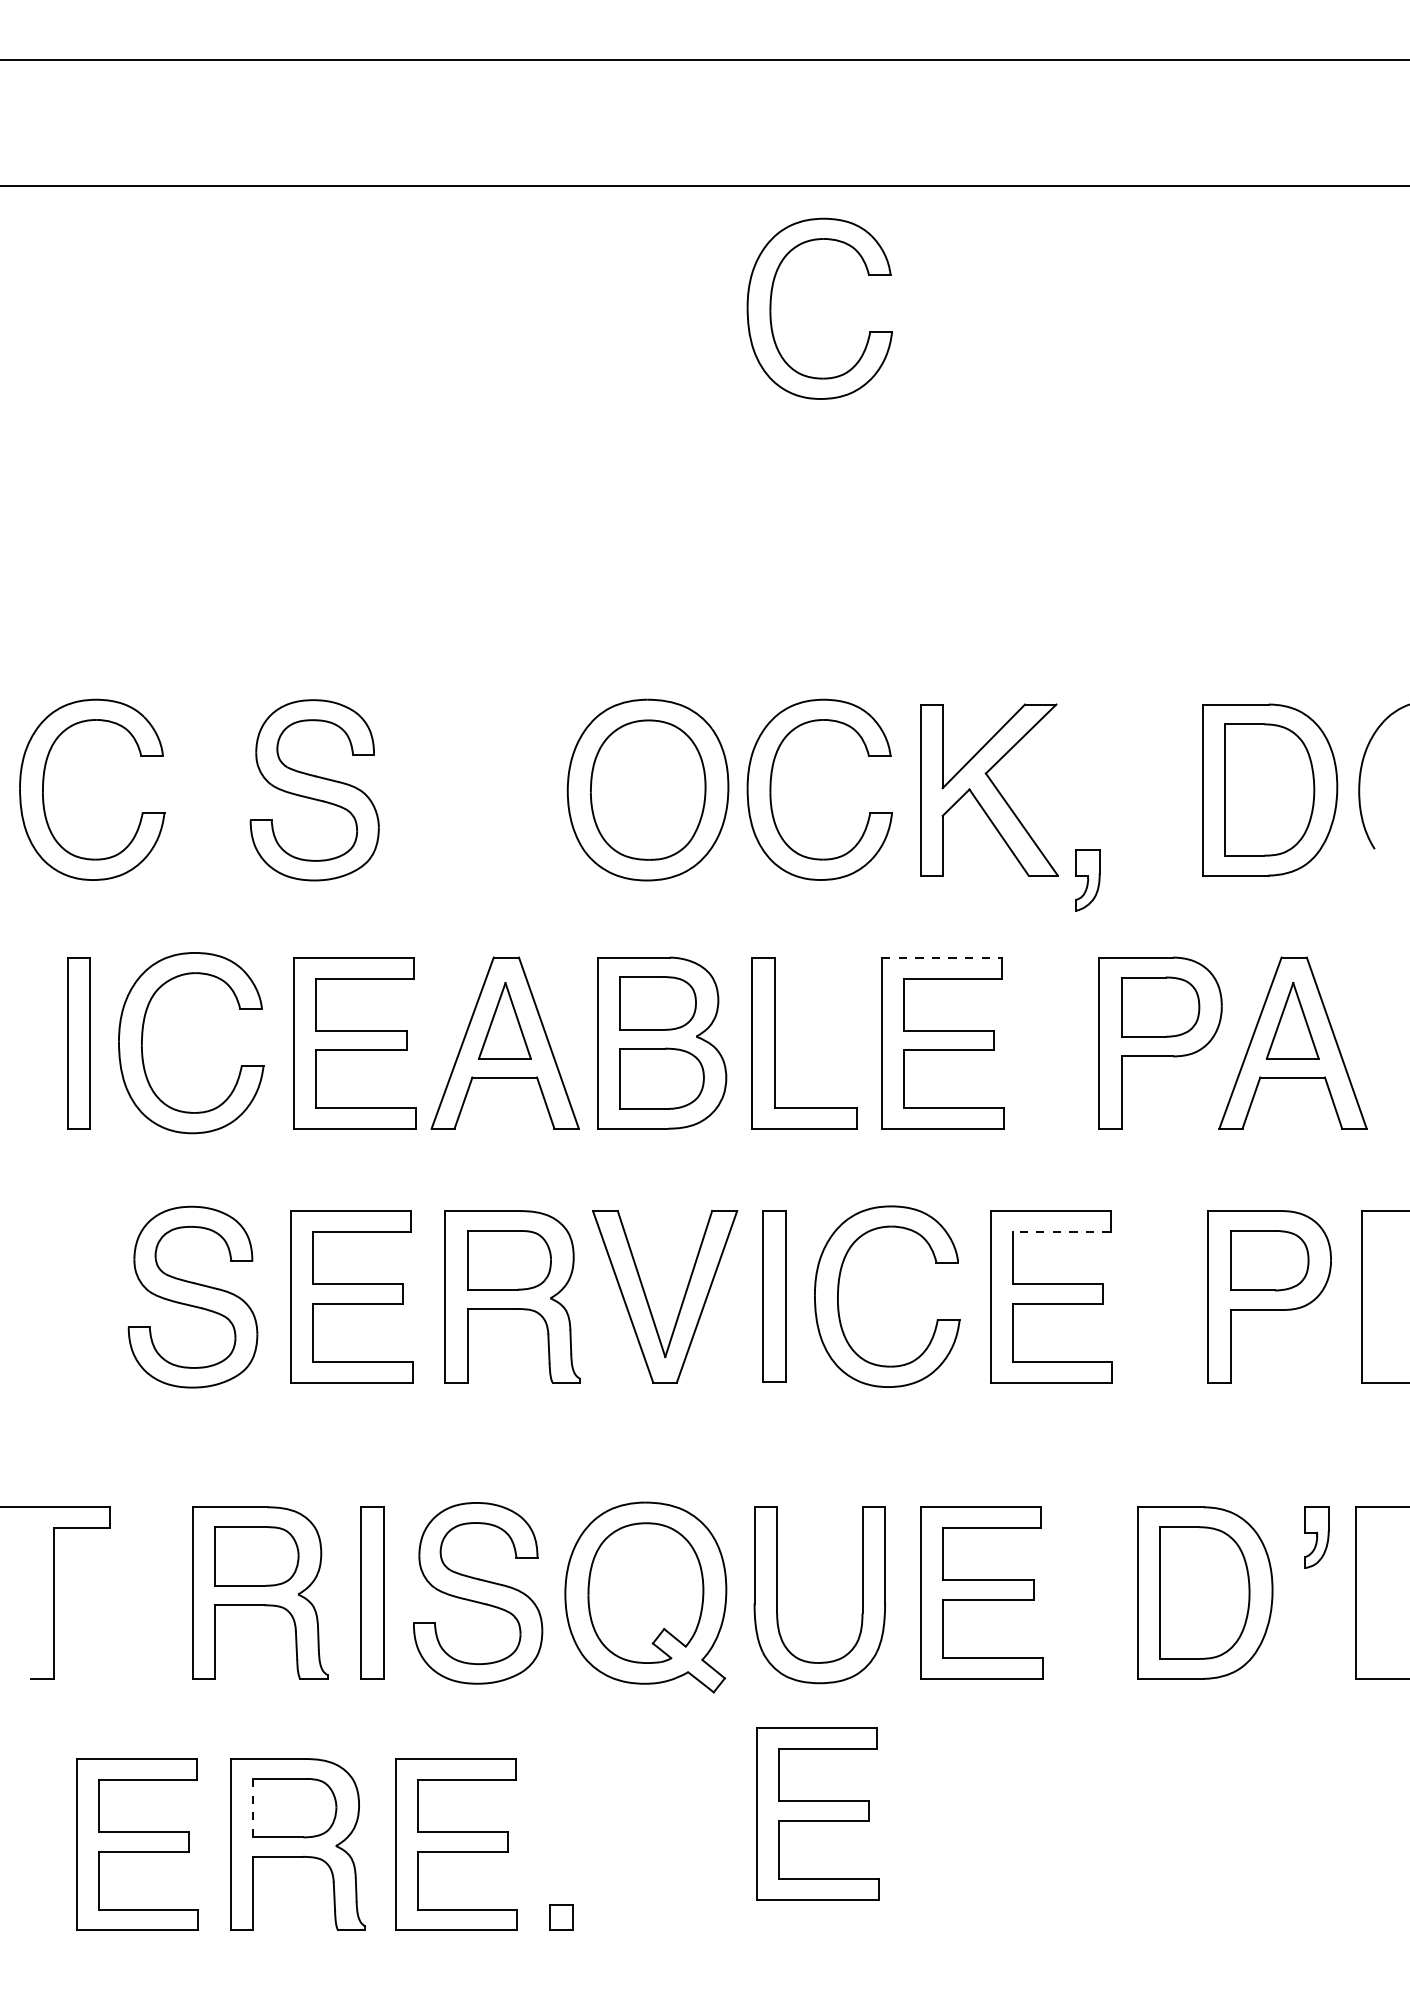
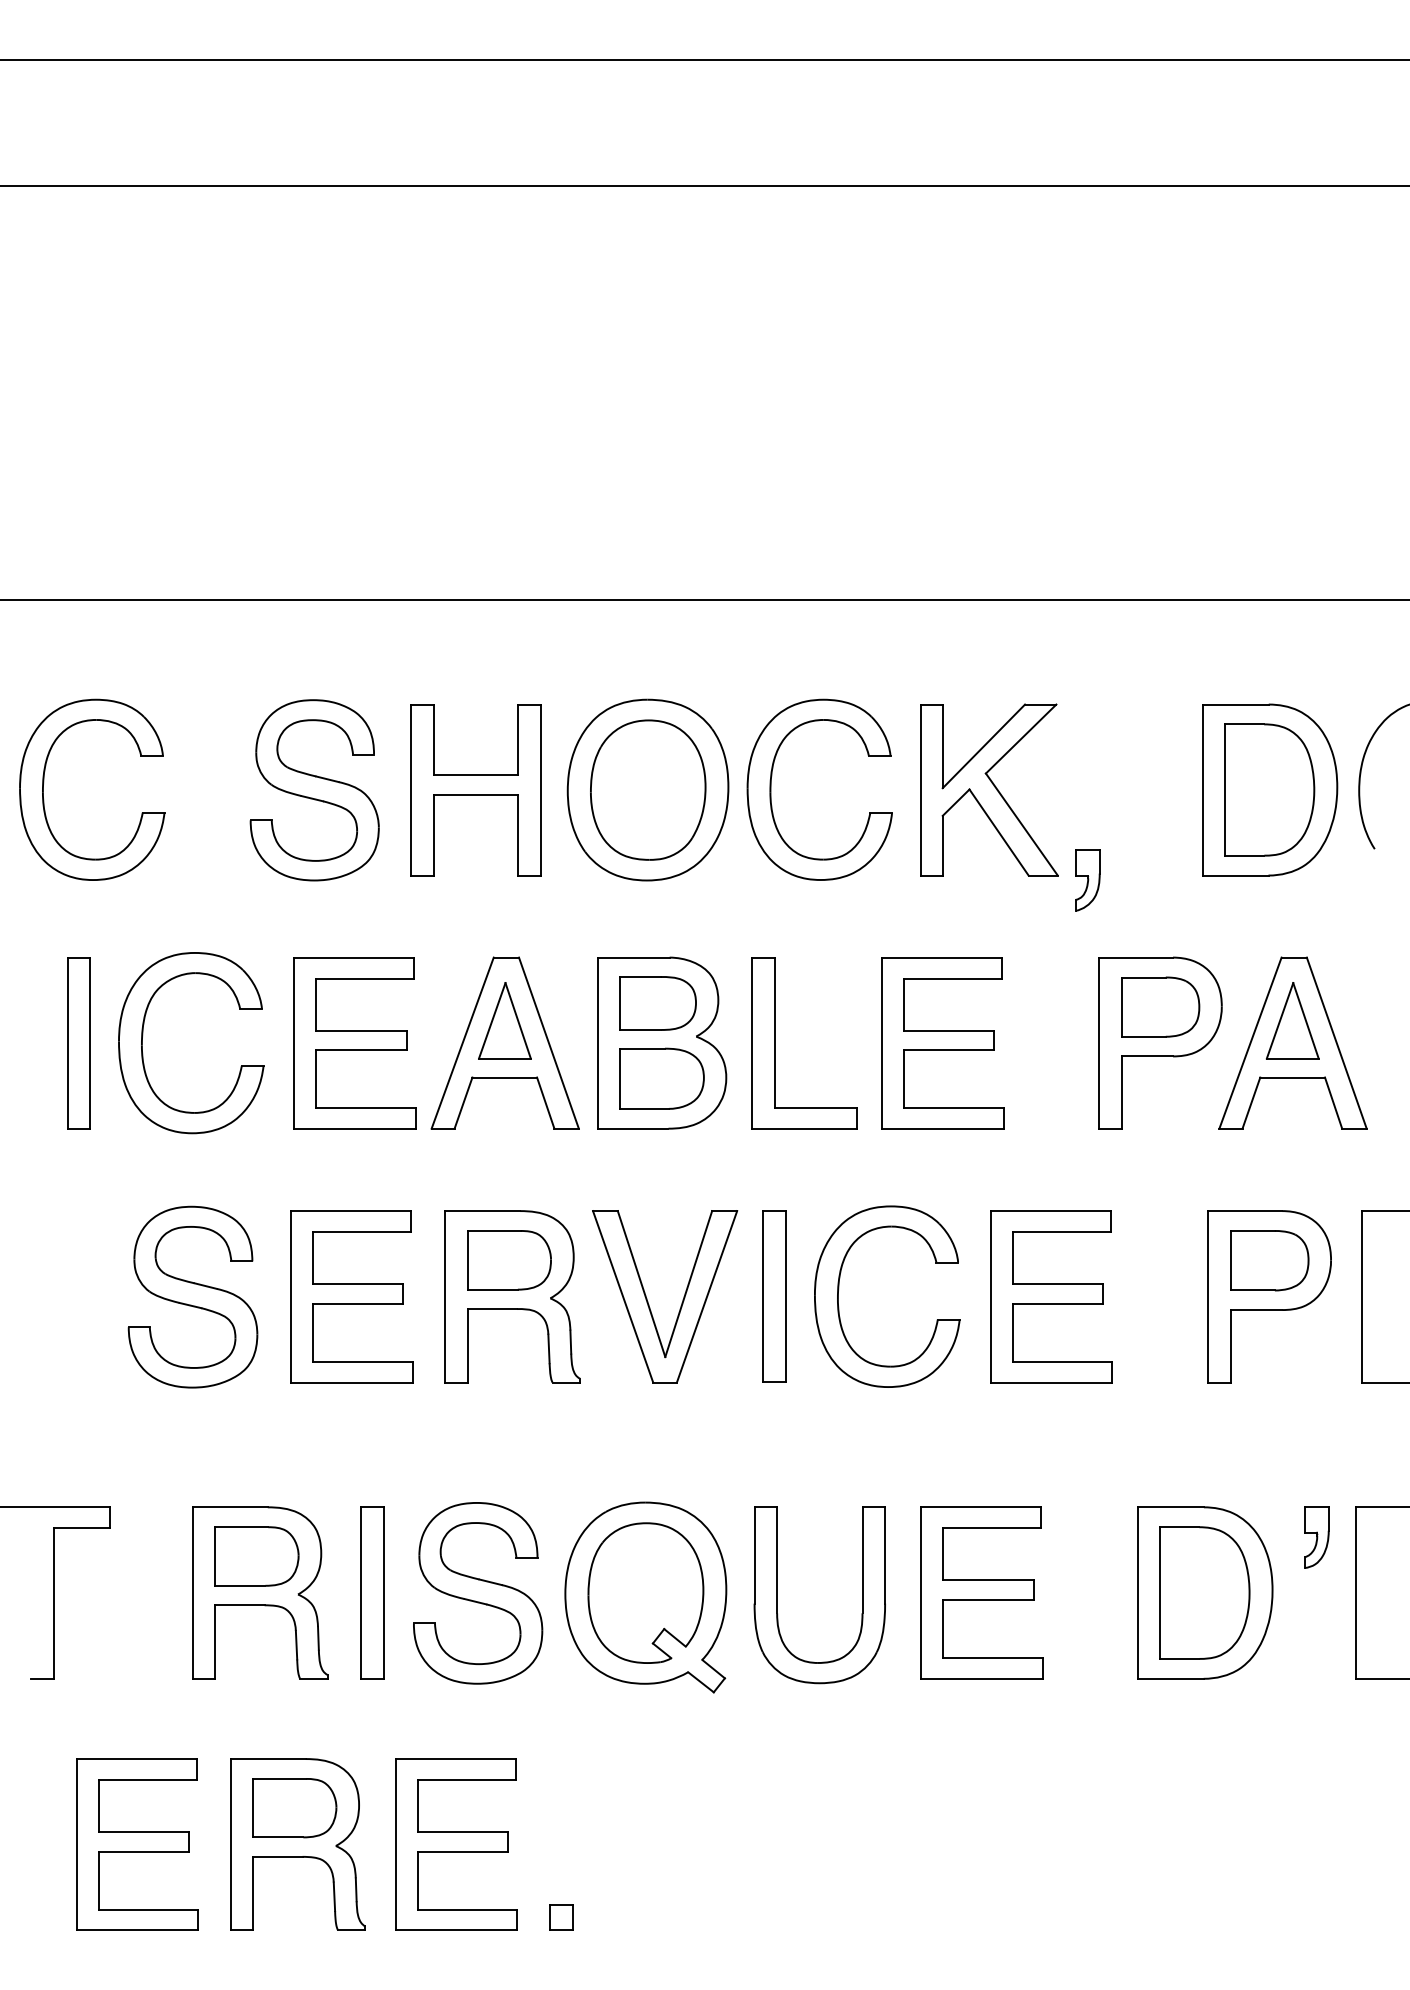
part: present -> none (771, 308)
line: none -> present (704, 600)
part: none -> present (475, 790)
line: dashed -> solid (941, 957)
line: dashed -> solid (1061, 1232)
line: dashed -> solid (253, 1808)
part: present -> none (817, 1813)
